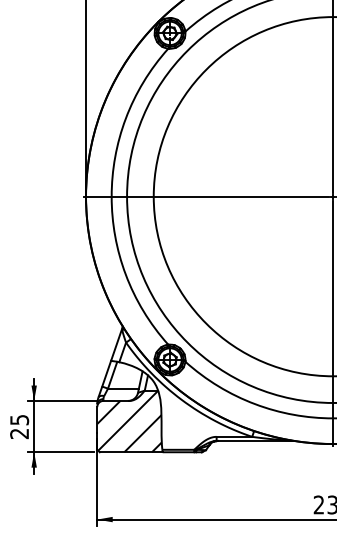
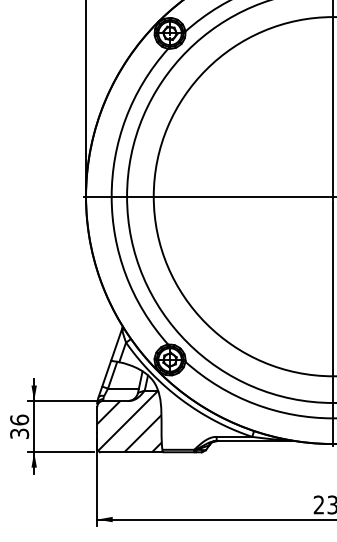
text: 25 -> 36 (19, 426)
